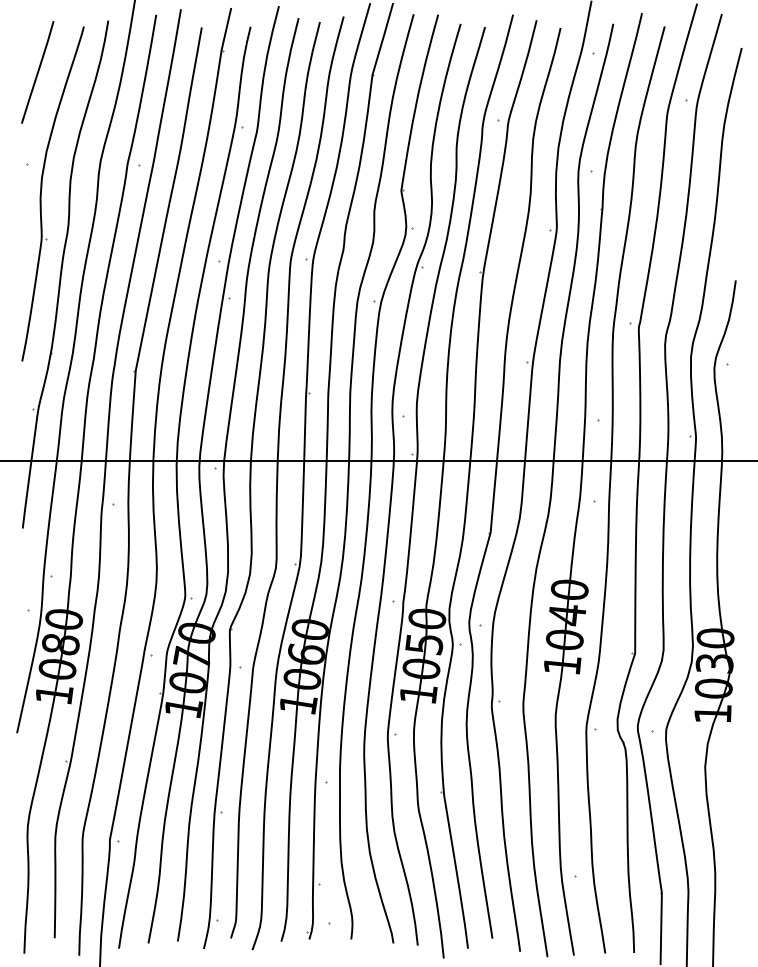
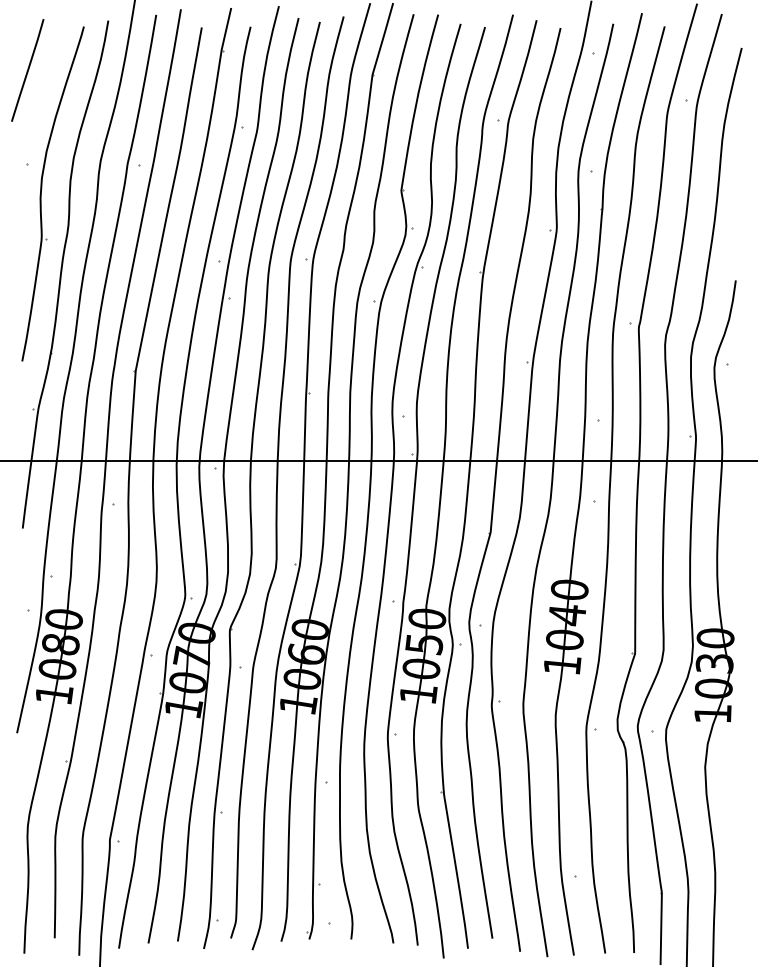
line position: (37, 72) -> (27, 70) (27, 70)
